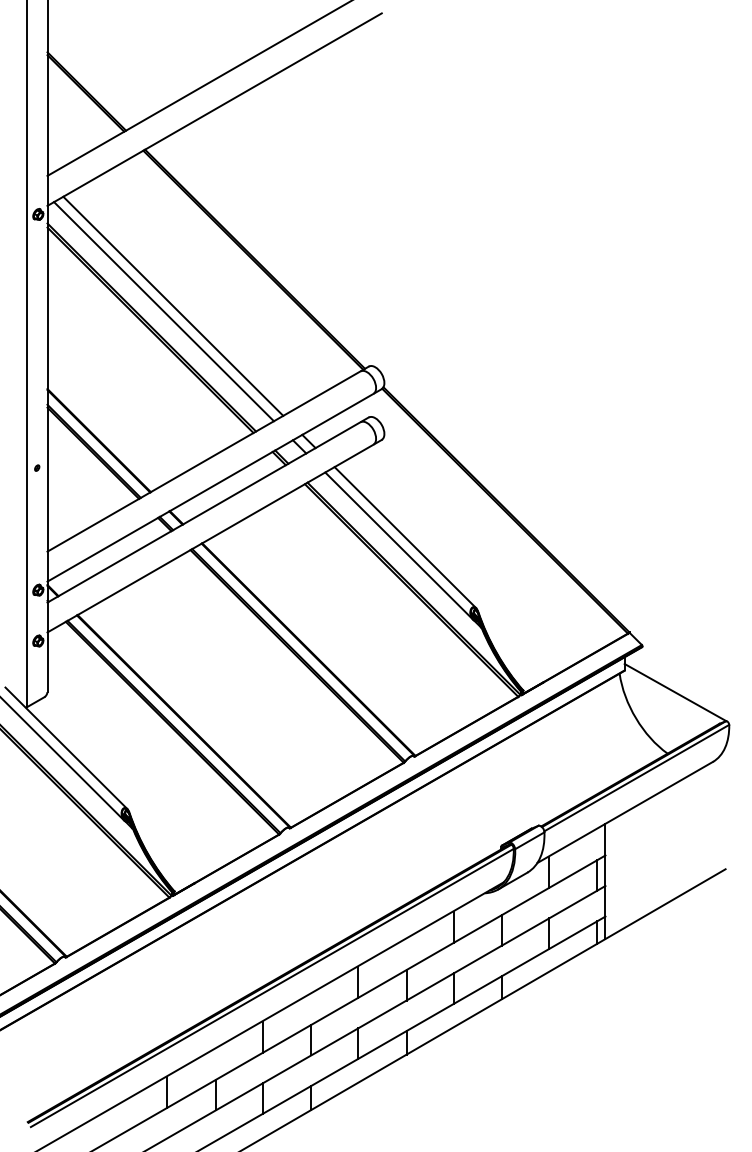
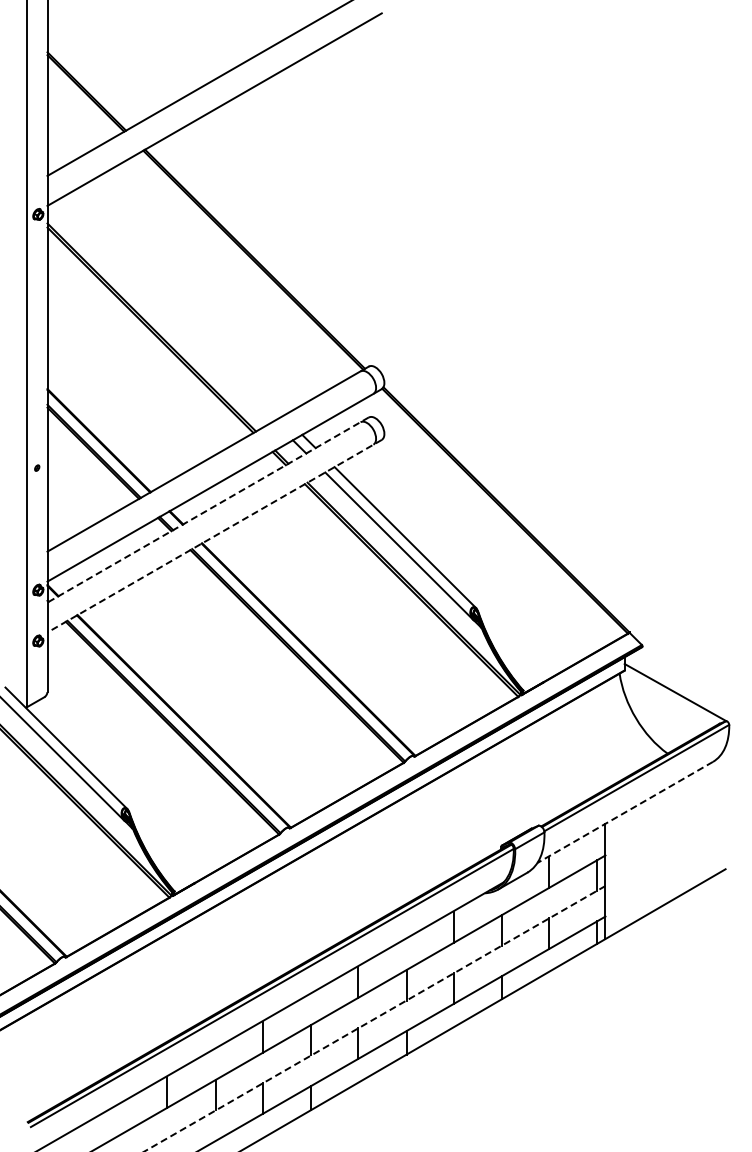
line: present -> none (173, 305)
line: present -> none (163, 311)
line: solid -> dashed (207, 510)
line: solid -> dashed (214, 536)
line: solid -> dashed (624, 812)
line: solid -> dashed (374, 1019)
